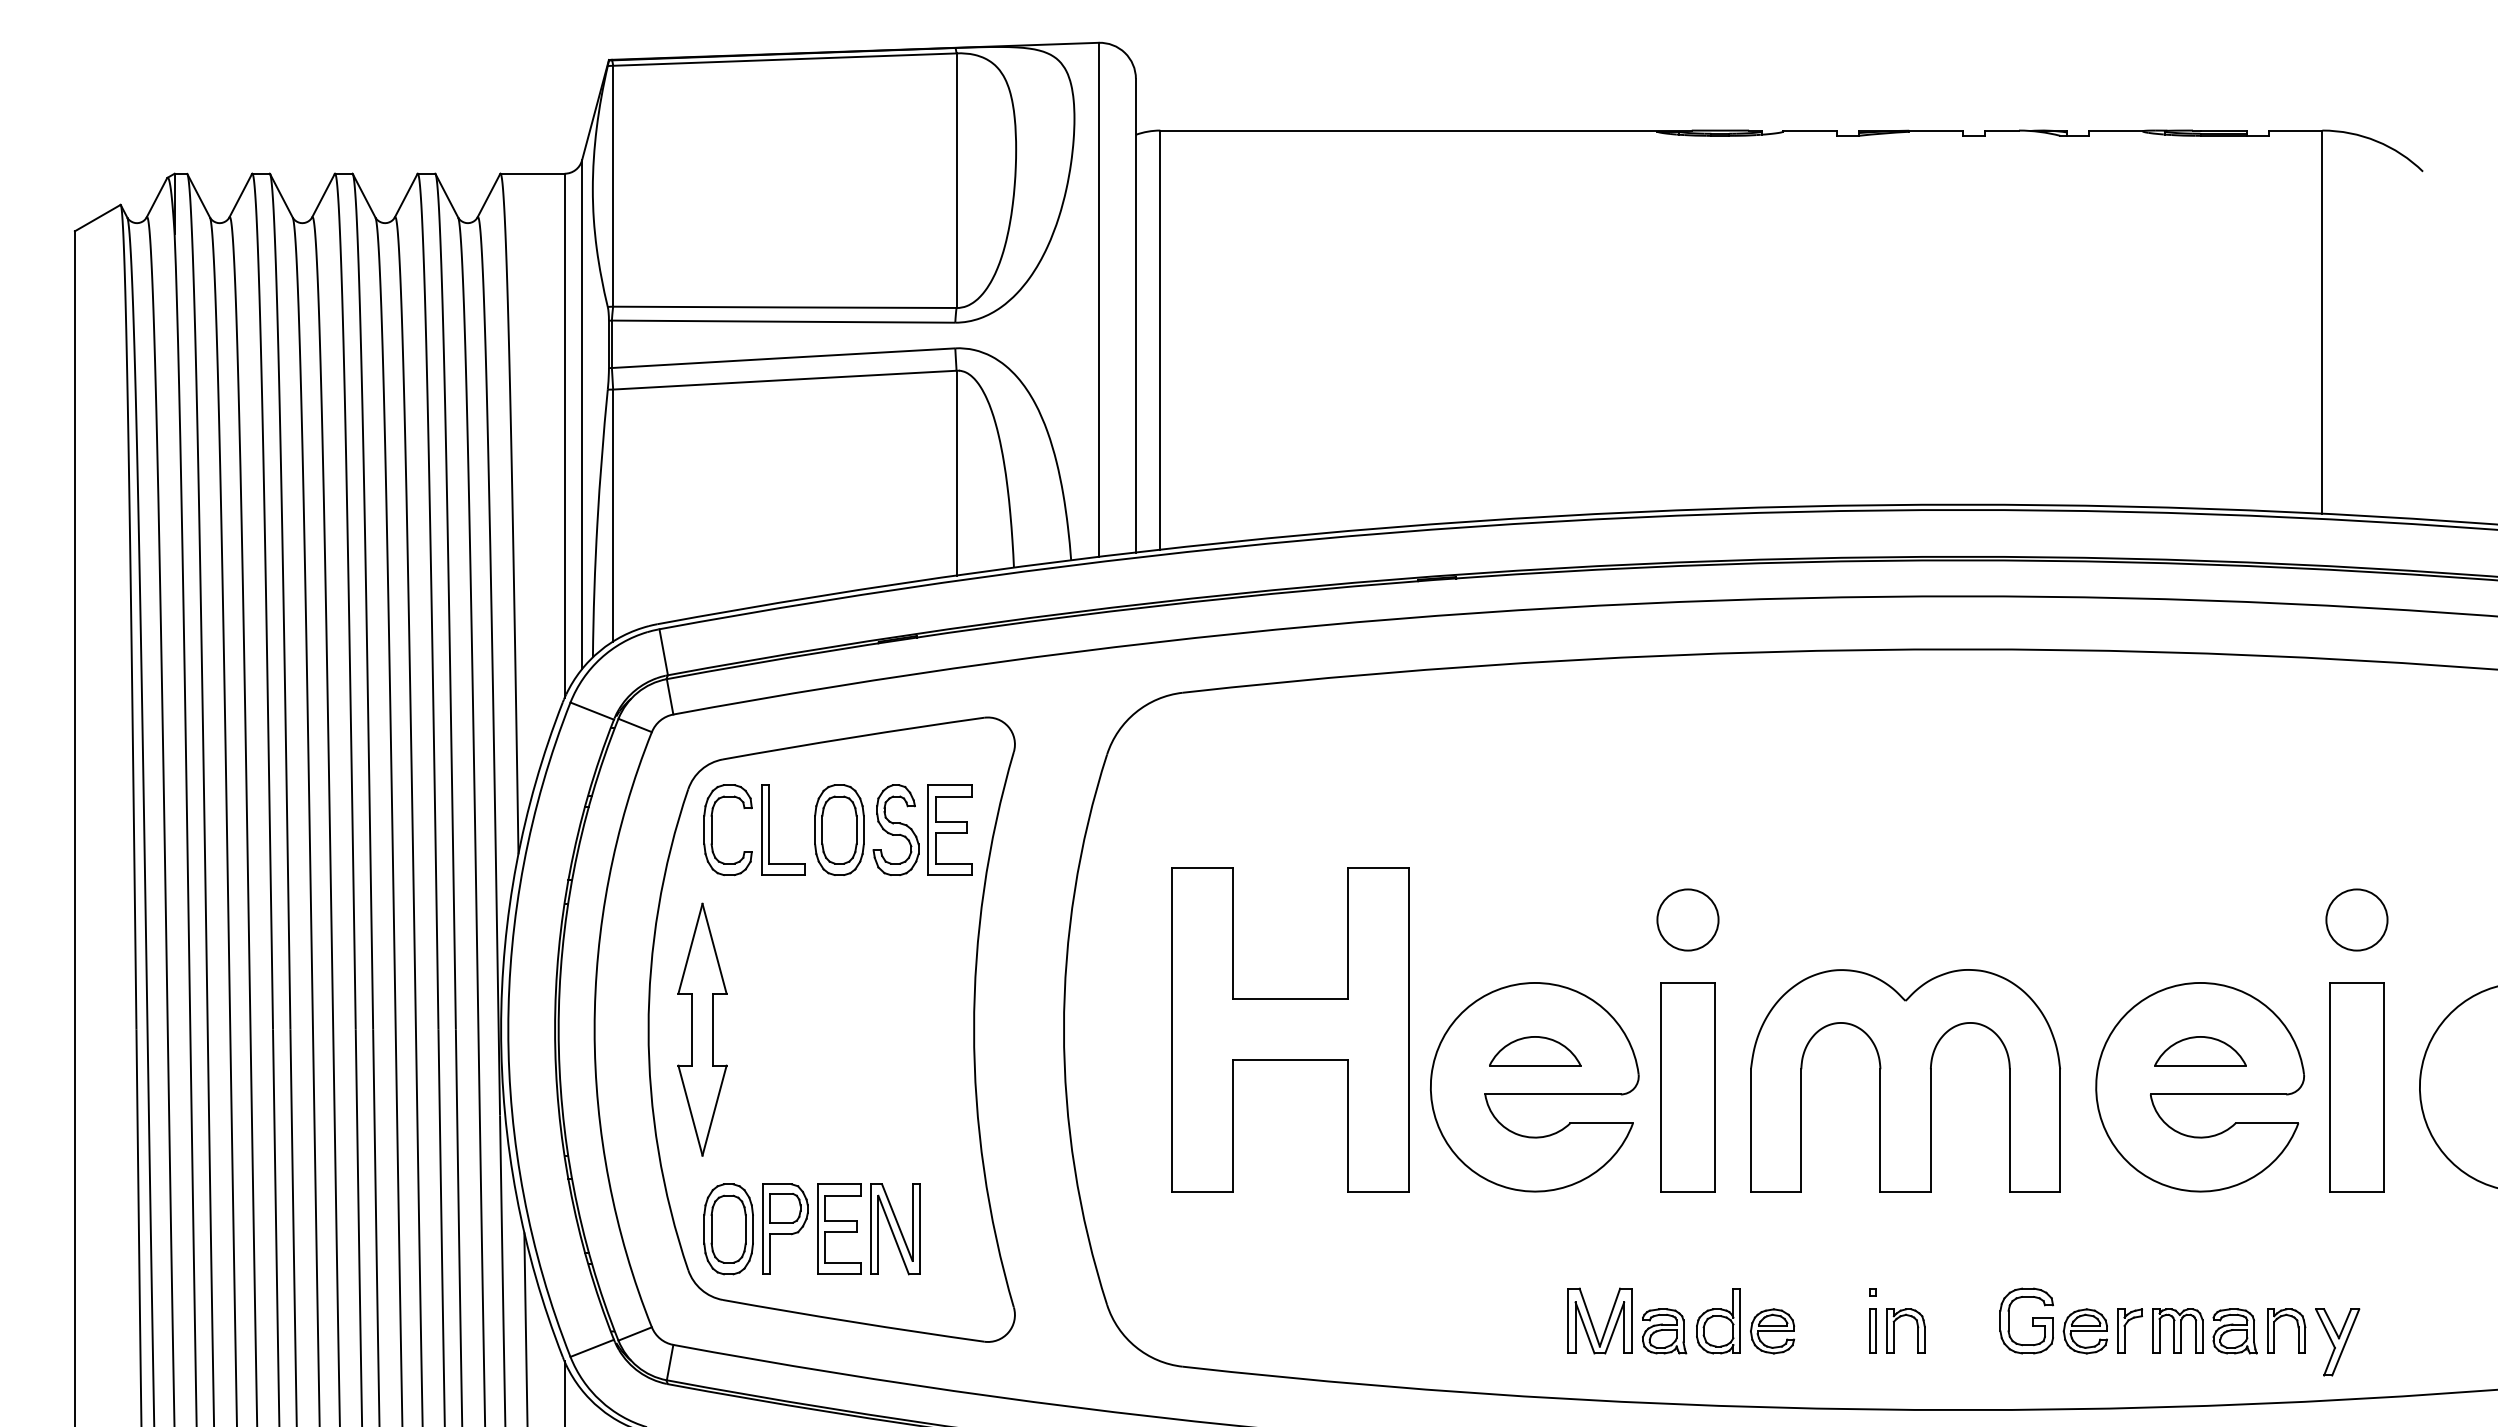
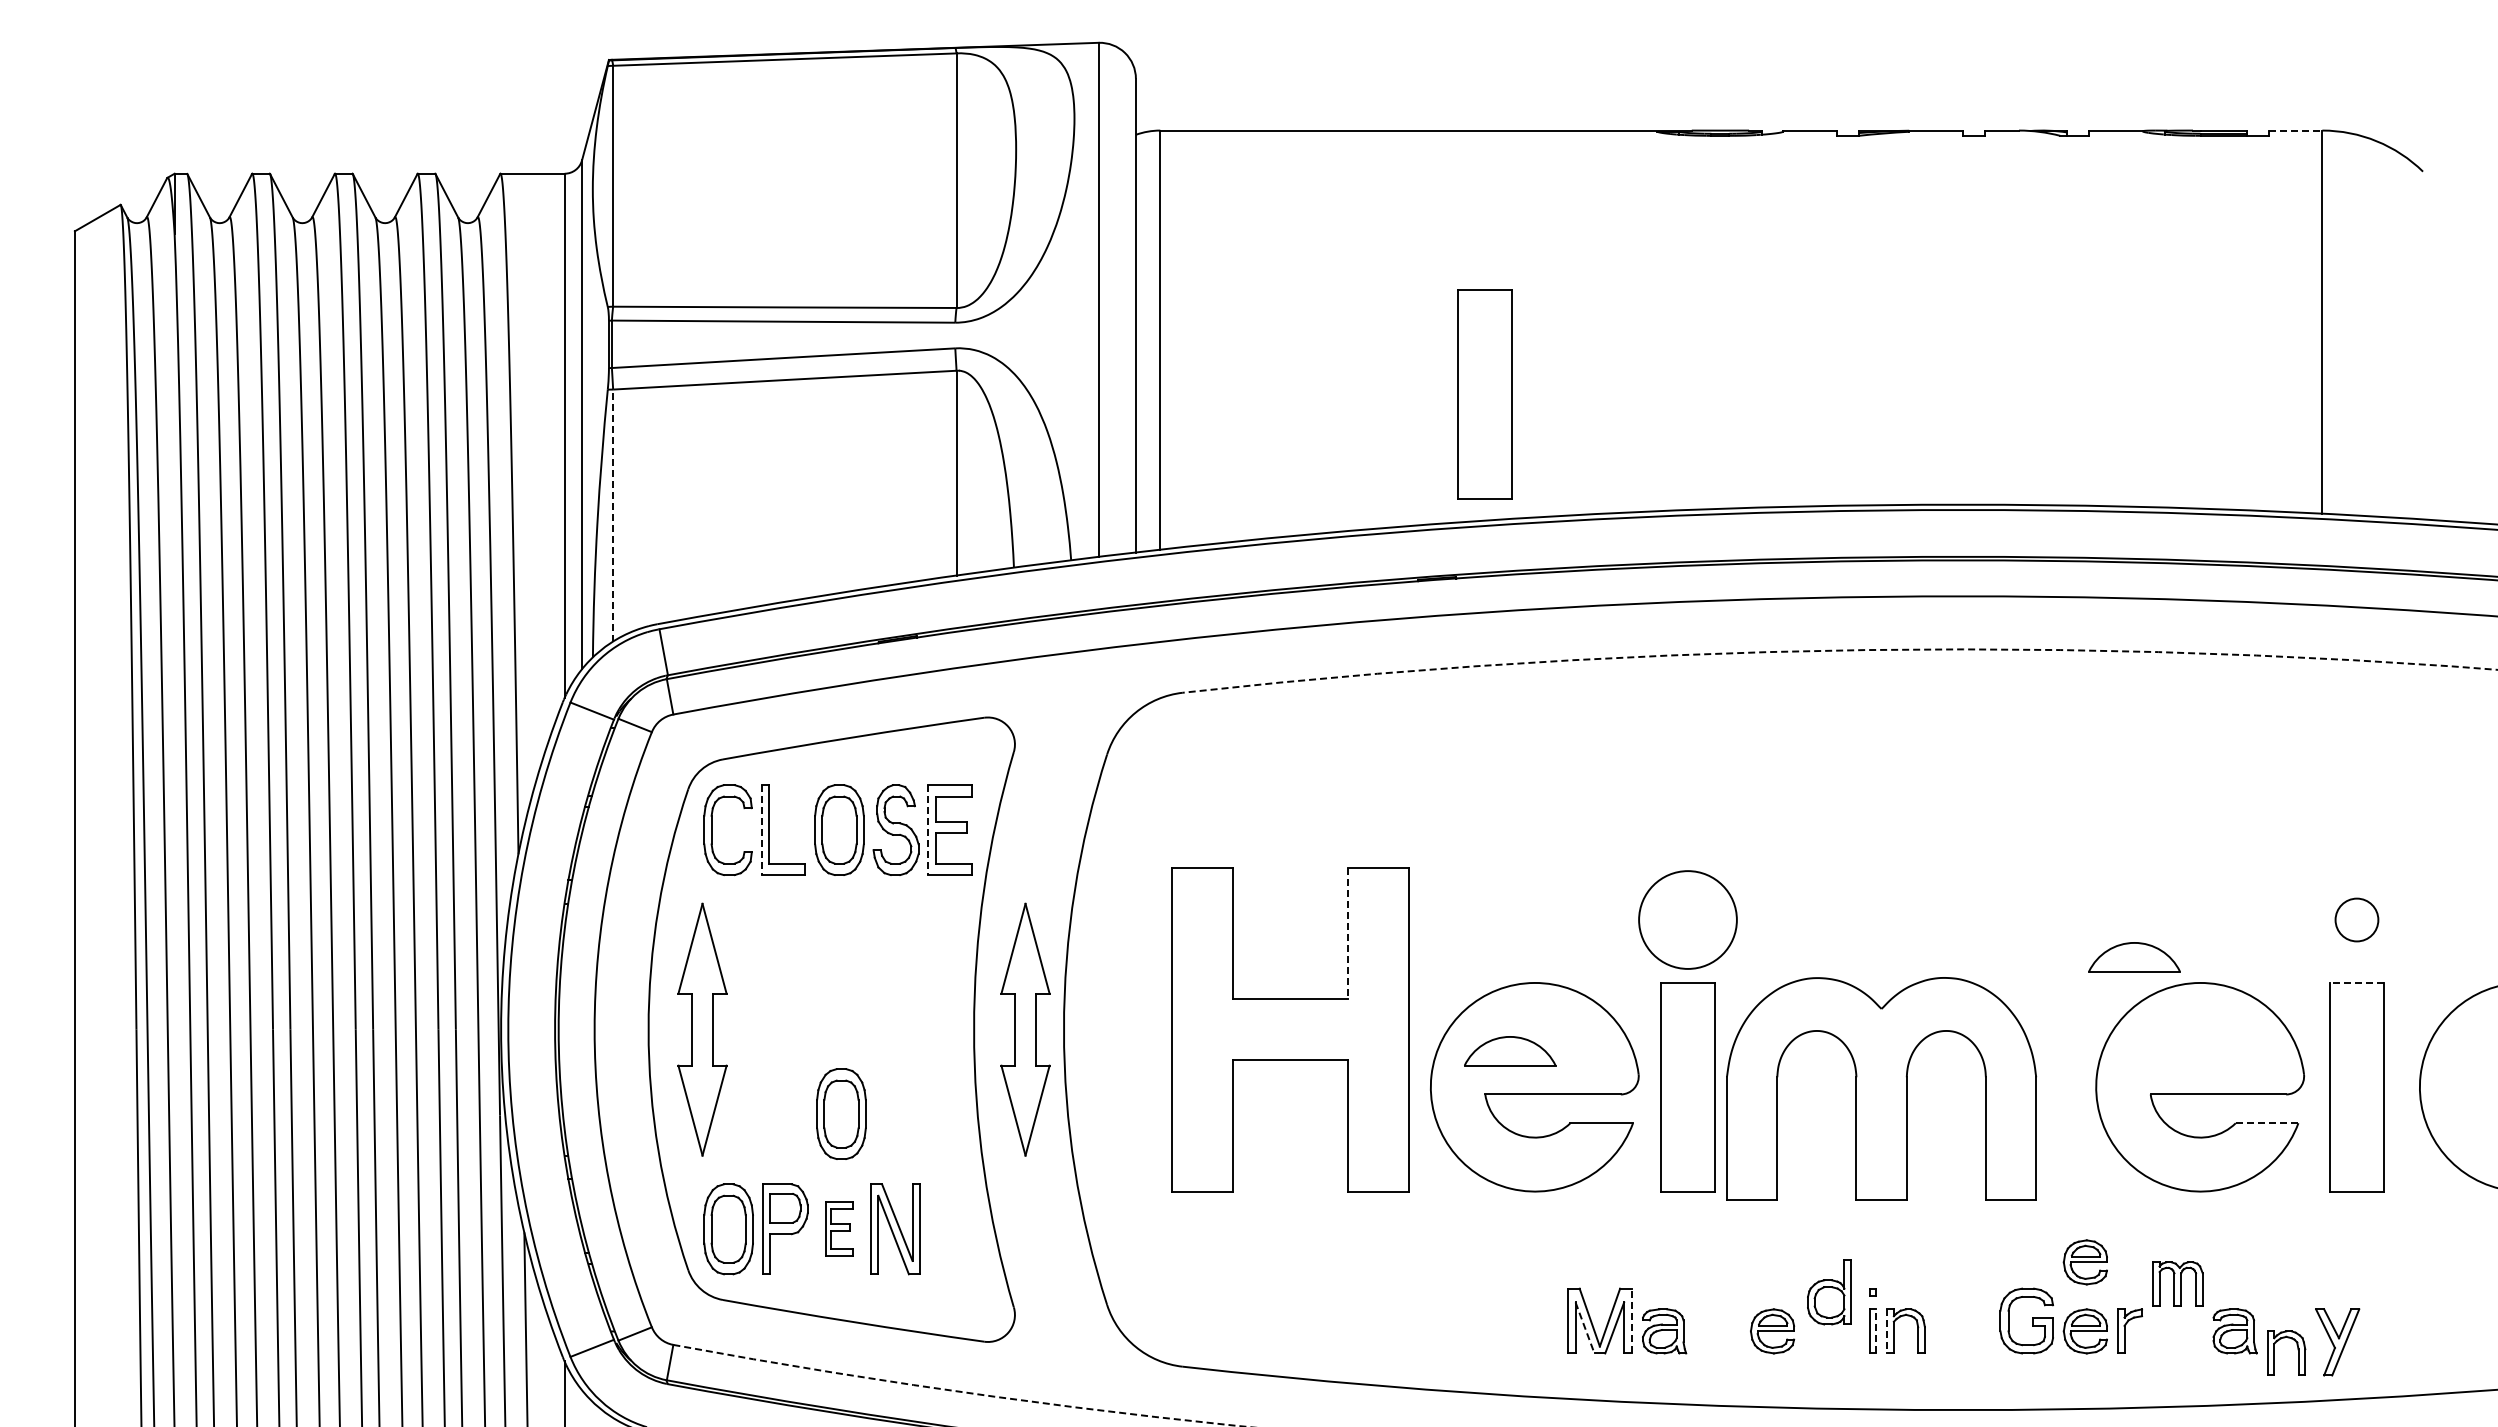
line: solid -> dashed (2295, 130)
part: none -> present (1484, 394)
line: solid -> dashed (613, 515)
arc: solid -> dashed (1839, 650)
line: solid -> dashed (761, 830)
line: solid -> dashed (928, 830)
circle diameter: 61 px -> 98 px (1687, 919)
circle diameter: 61 px -> 43 px (2356, 919)
line: solid -> dashed (1348, 933)
line: solid -> dashed (2356, 982)
part: none -> present (1025, 1029)
part position: (1535, 1051) -> (1510, 1051) (1510, 1051)
part position: (2200, 1051) -> (2134, 957) (2134, 957)
part position: (1905, 1080) -> (1881, 1088) (1881, 1088)
part: none -> present (841, 1113)
line: solid -> dashed (2266, 1123)
part size: 45x92 px -> 29x56 px (839, 1228)
part: none -> present (2084, 1262)
line: solid -> dashed (1632, 1320)
part position: (1718, 1321) -> (1829, 1292) (1829, 1292)
part position: (2297, 1327) -> (2297, 1349) (2297, 1349)
line: solid -> dashed (1585, 1328)
line: solid -> dashed (1876, 1330)
part position: (2177, 1330) -> (2177, 1283) (2177, 1283)
line: solid -> dashed (1887, 1331)
arc: solid -> dashed (960, 1391)
